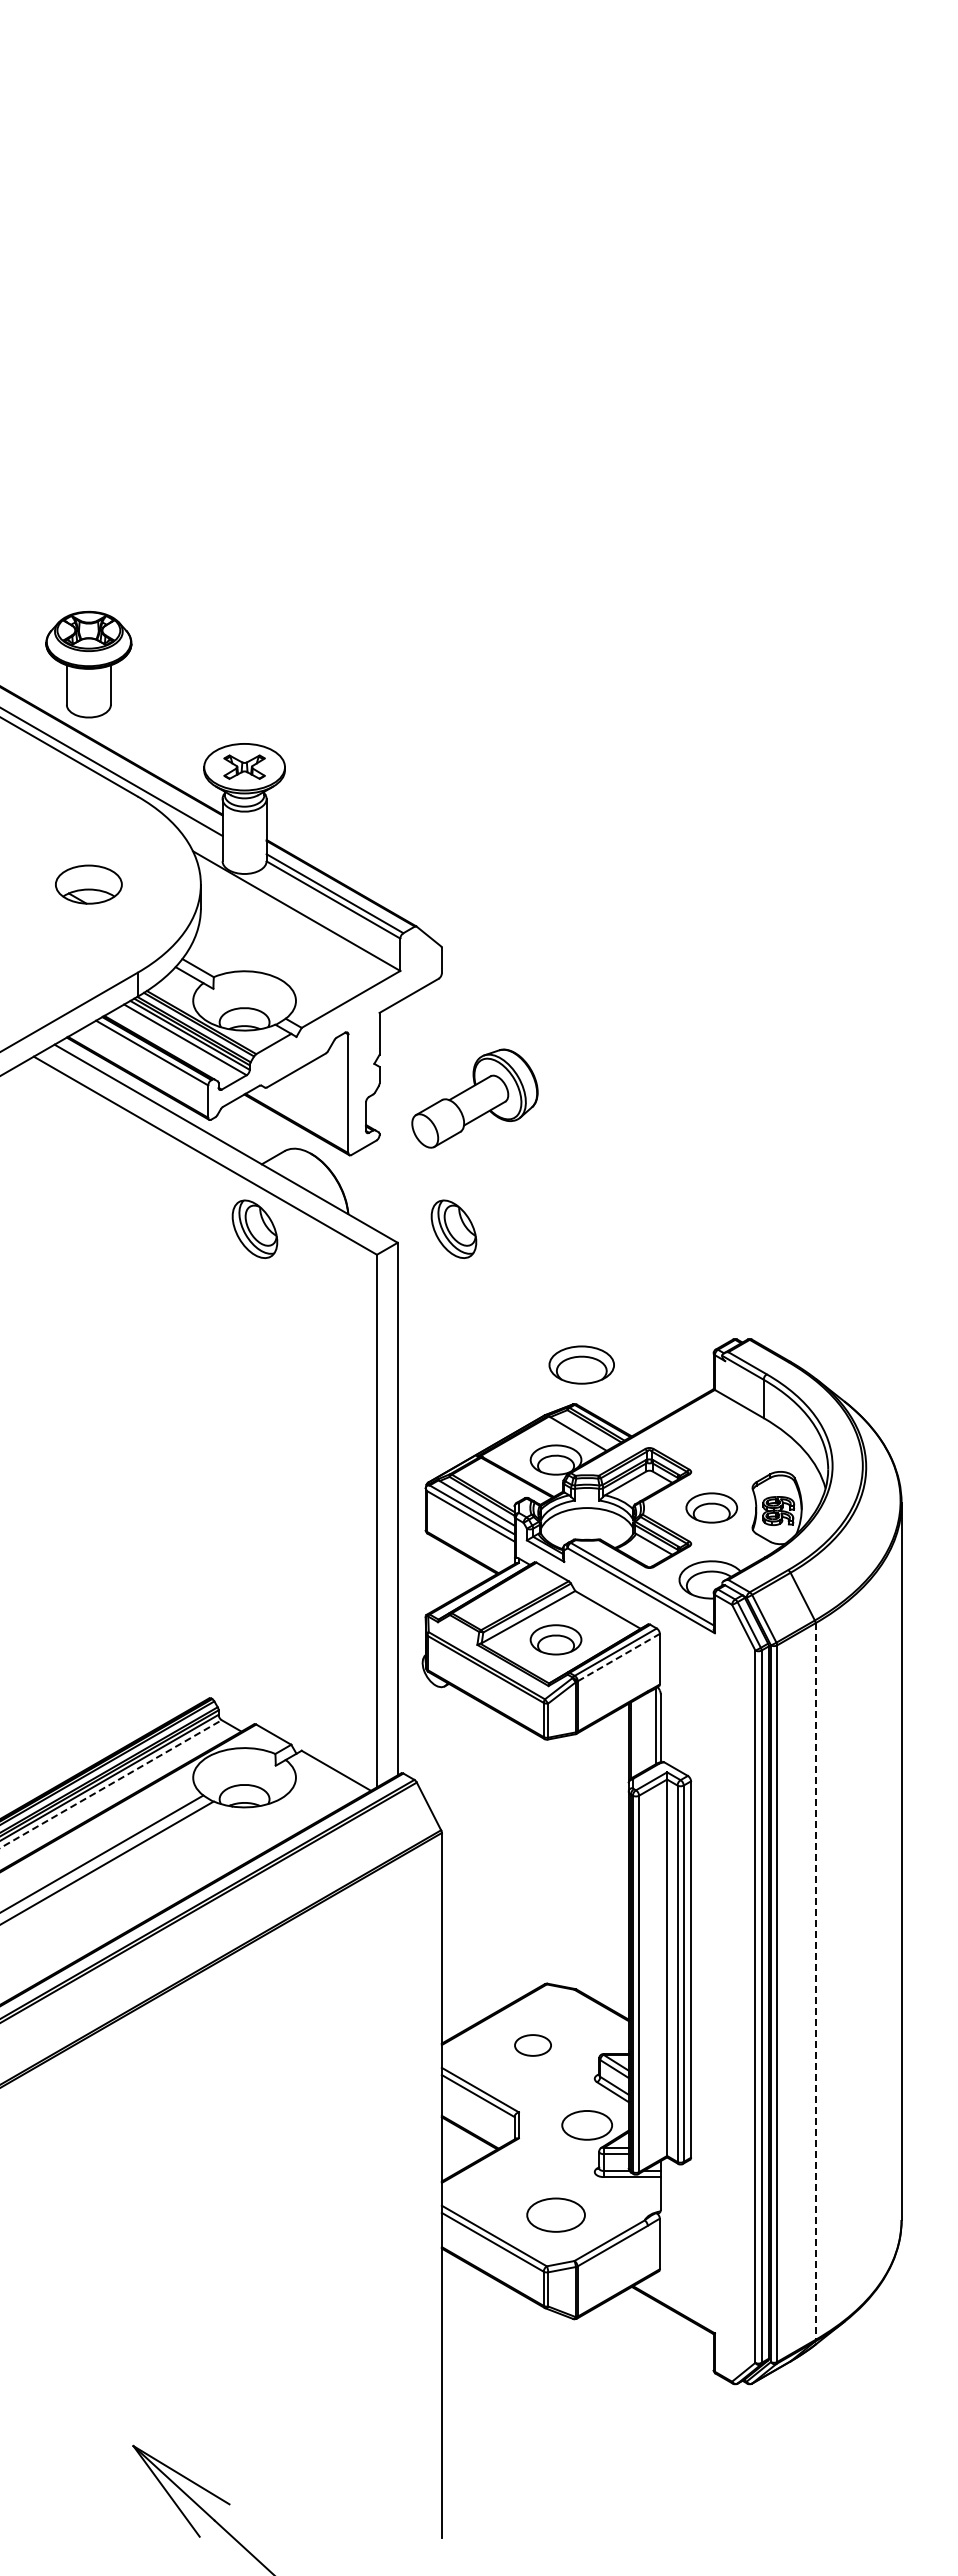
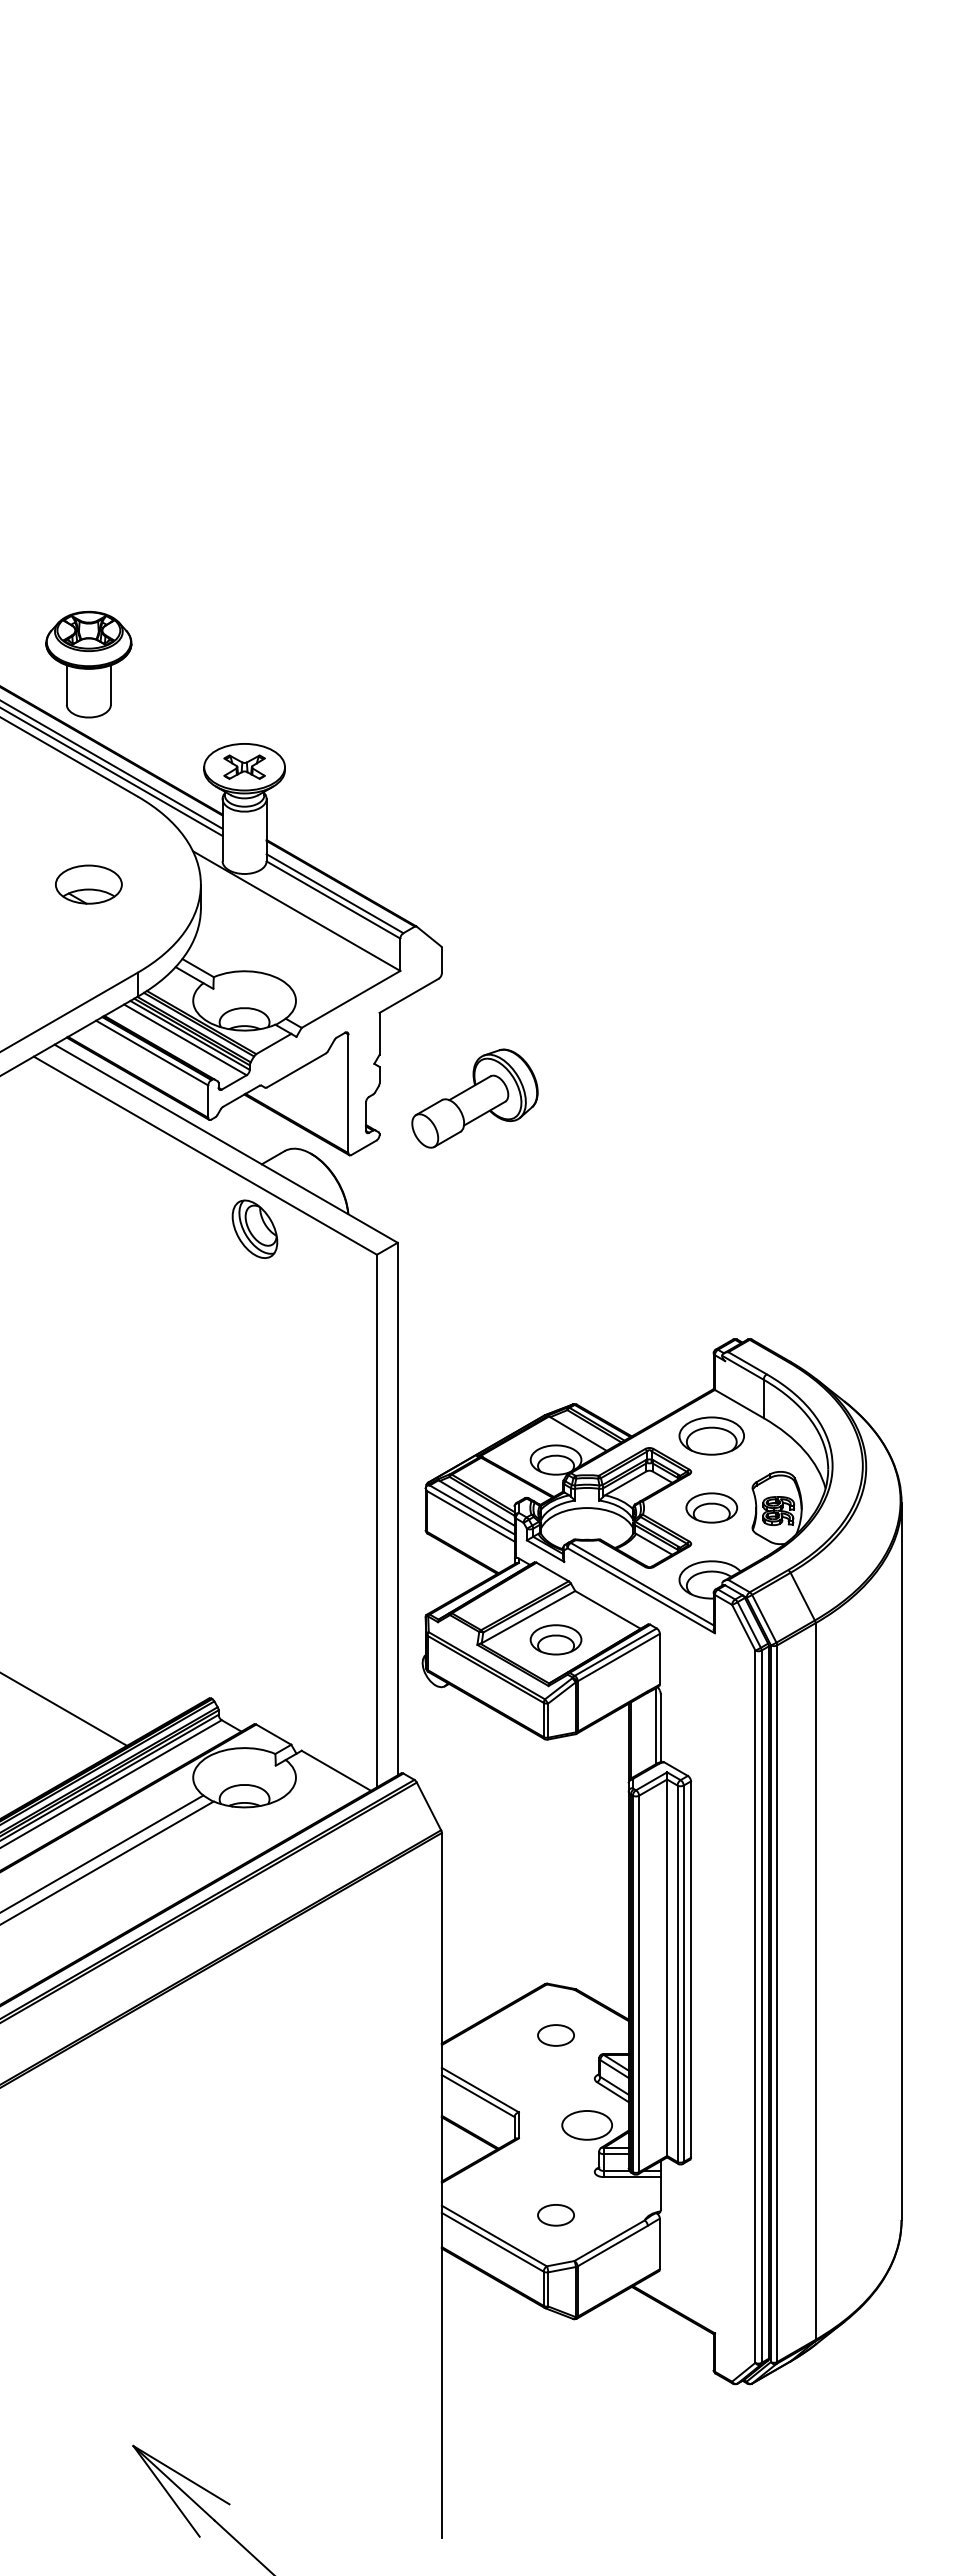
line: none -> present (112, 764)
part: present -> none (453, 1228)
part position: (581, 1364) -> (711, 1435) (711, 1435)
line: dashed -> solid (619, 1657)
line: none -> present (64, 1709)
line: dashed -> solid (110, 1784)
line: dashed -> solid (815, 1982)
part position: (532, 2045) -> (555, 2035) (555, 2035)
part size: 60x36 px -> 38x23 px (555, 2215)
